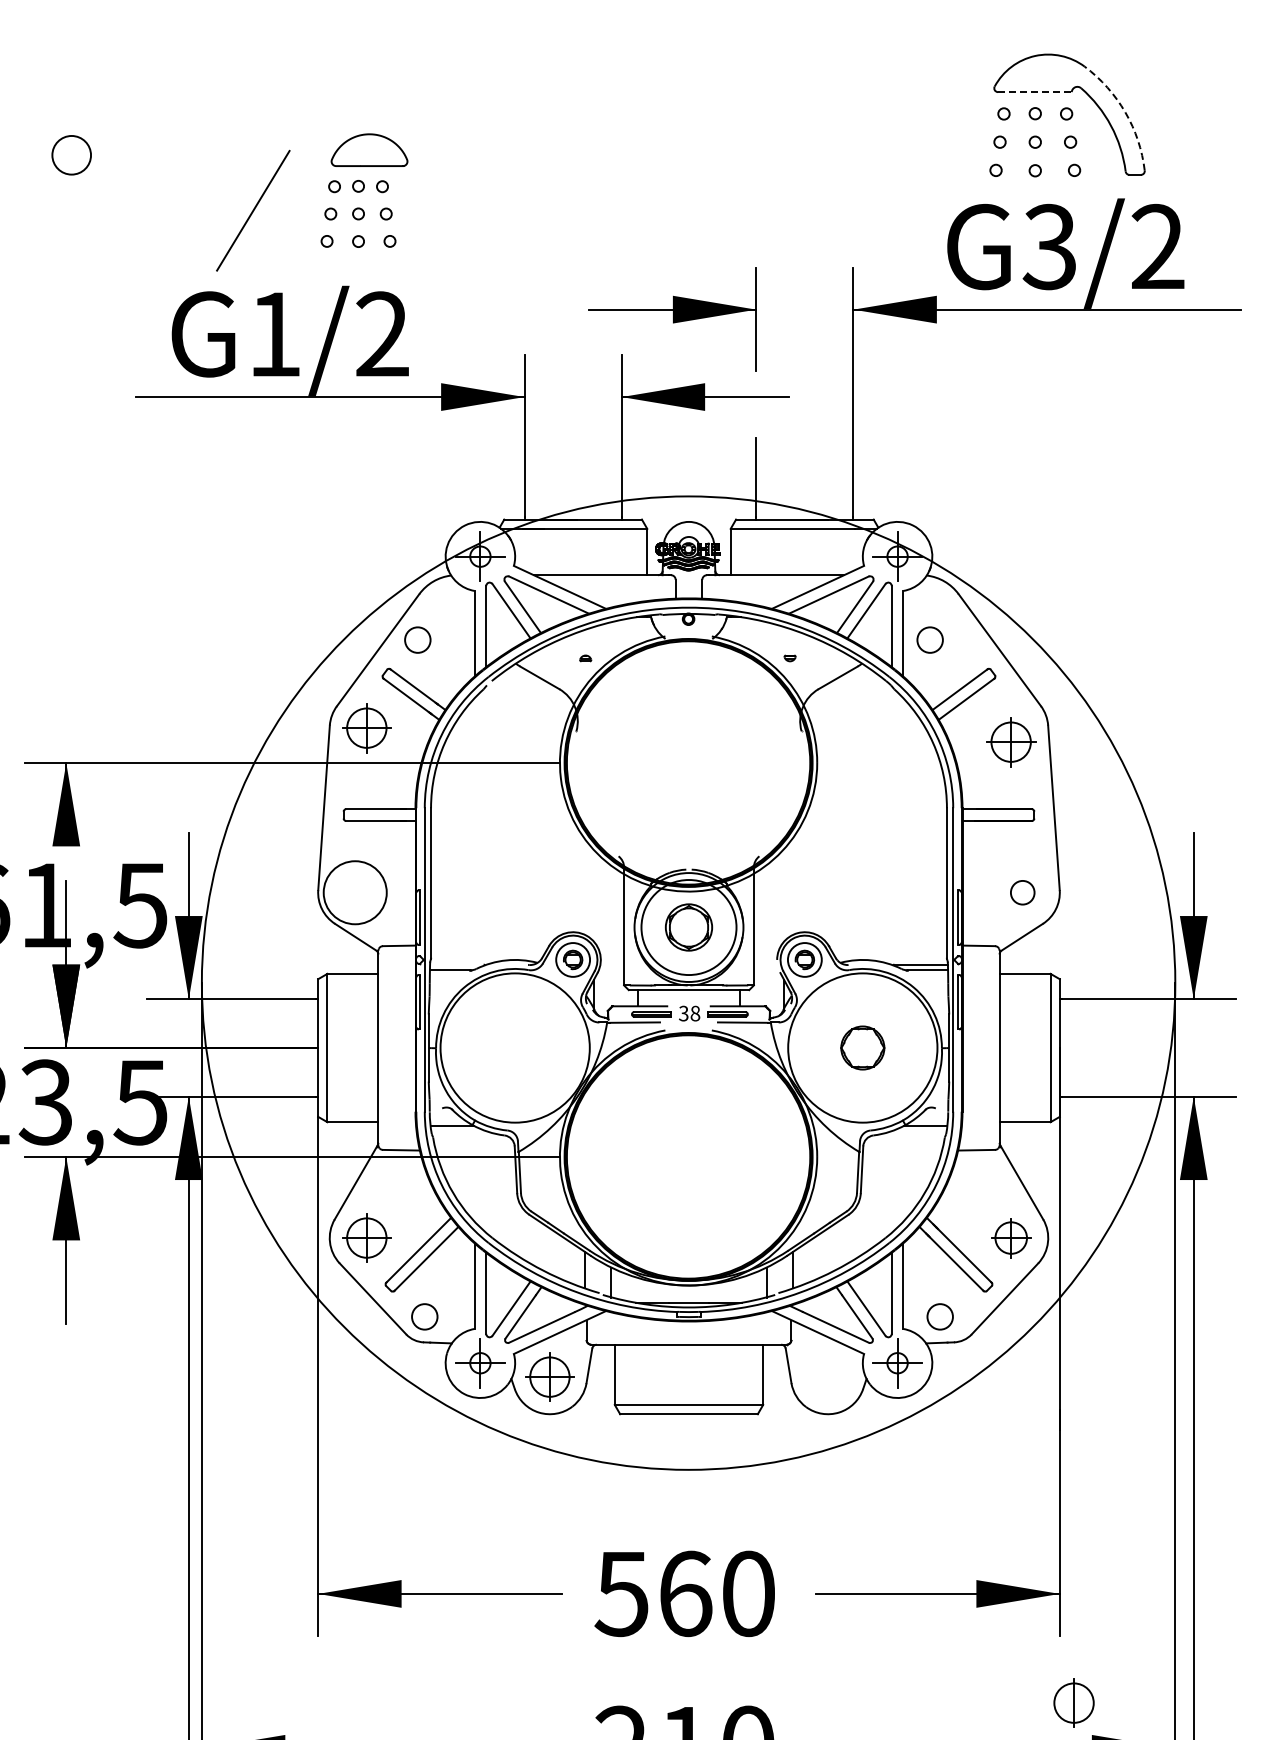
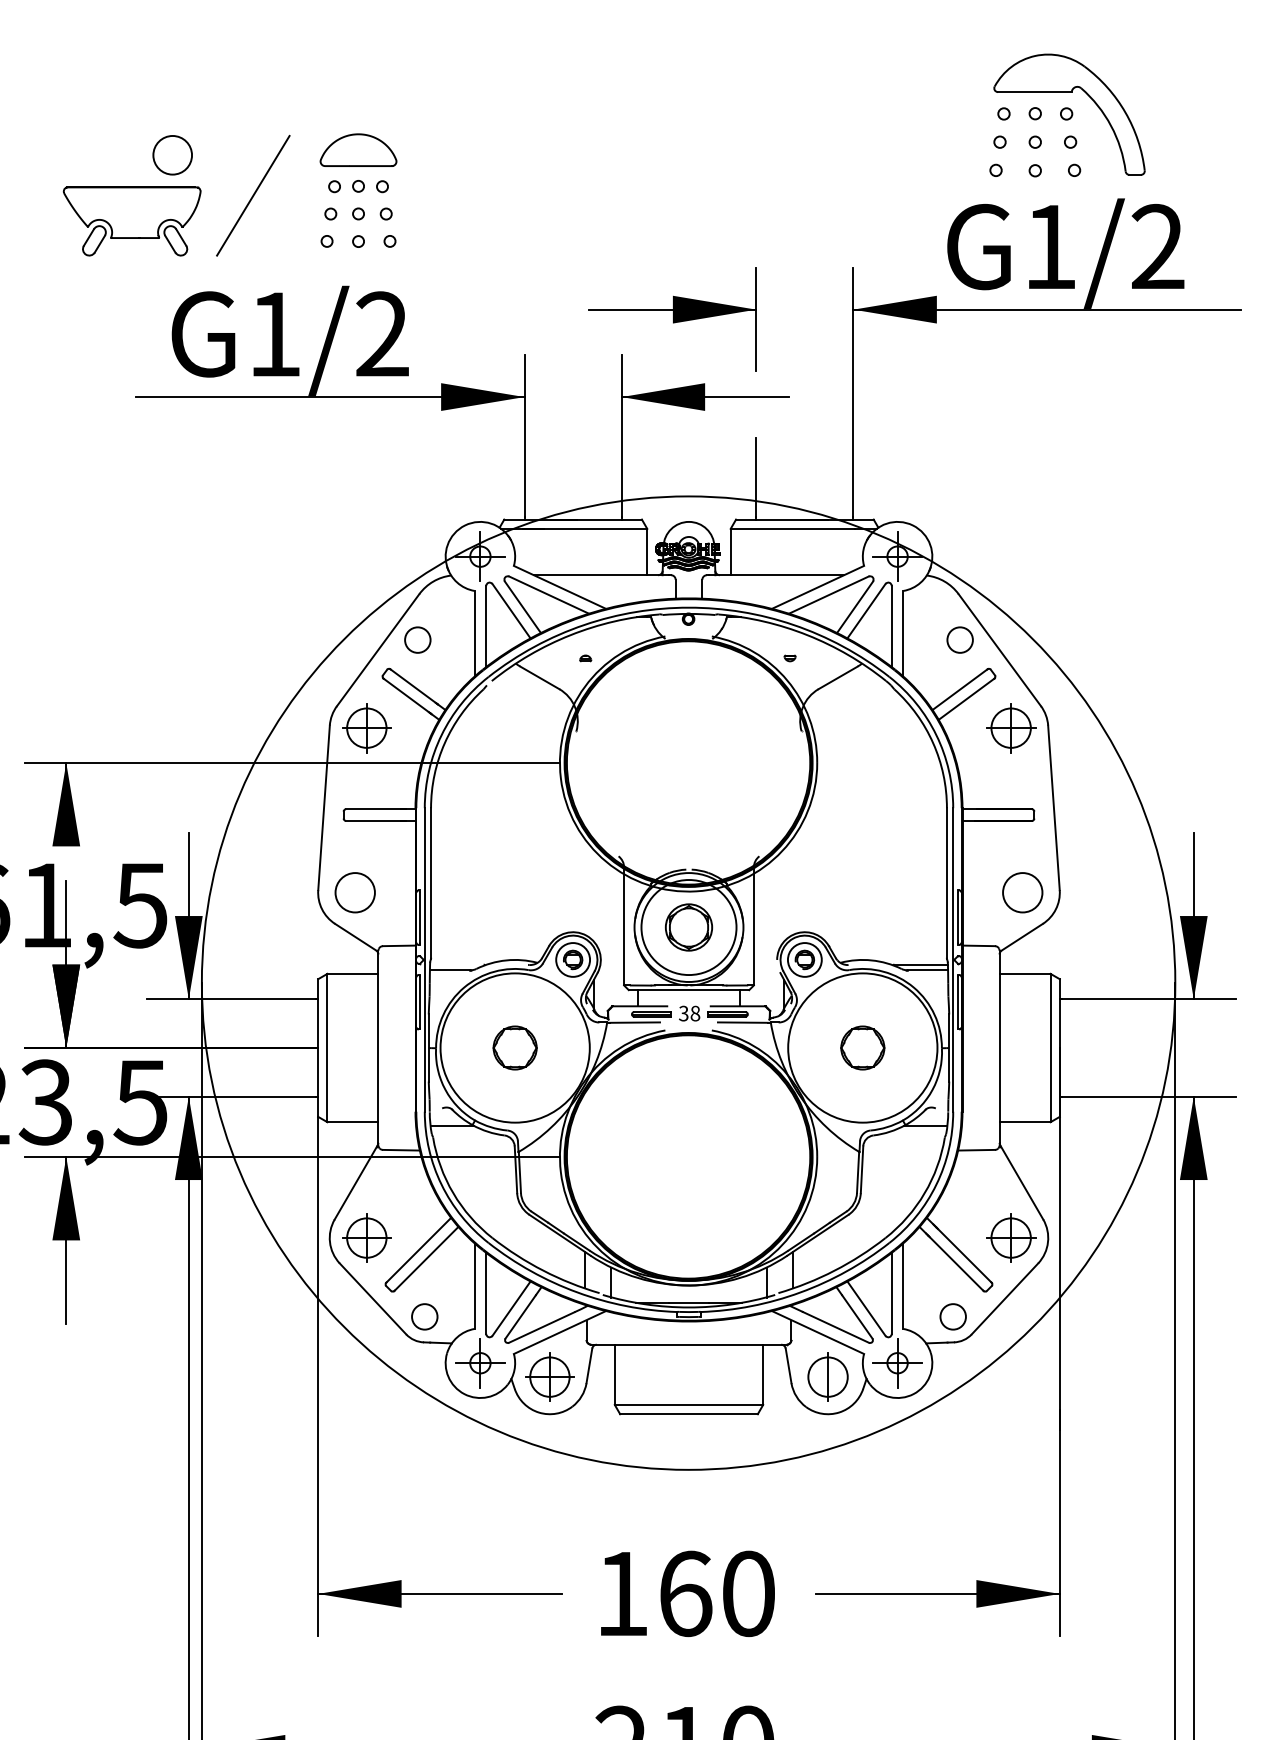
line: dashed -> solid (1034, 92)
arc: dashed -> solid (1125, 112)
part position: (369, 149) -> (358, 149) (358, 149)
circle position: (71, 155) -> (172, 155) (172, 155)
line position: (253, 210) -> (253, 195) (253, 195)
part: none -> present (131, 221)
text: G3/2 -> G1/2 (1048, 246)
circle position: (929, 639) -> (959, 639) (959, 639)
part position: (1011, 742) -> (1011, 728) (1011, 728)
circle diameter: 63 px -> 39 px (354, 892)
circle diameter: 24 px -> 39 px (1022, 892)
part: none -> present (514, 1047)
part size: 41x41 px -> 51x50 px (1011, 1237)
circle position: (939, 1316) -> (952, 1316) (952, 1316)
text: 560 -> 160 (621, 1594)
part position: (1073, 1702) -> (827, 1376) (827, 1376)
